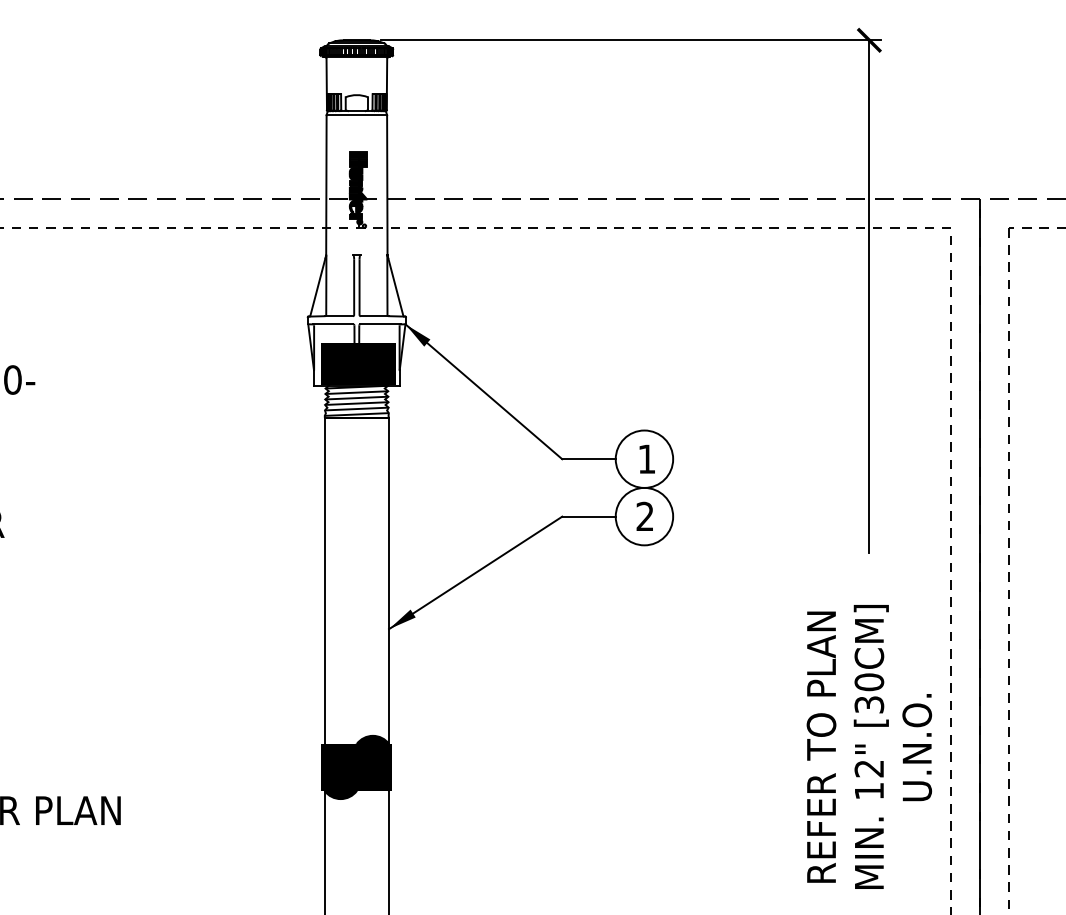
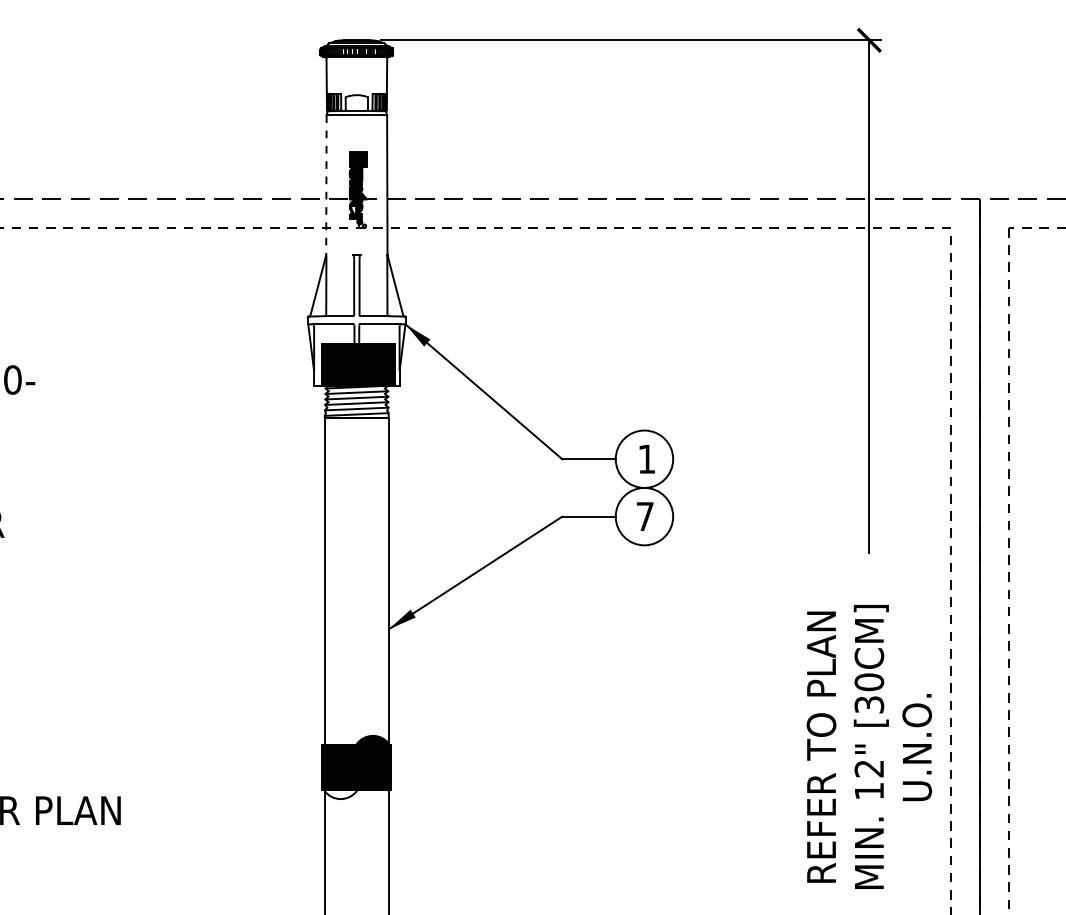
line: solid -> dashed (326, 185)
text: 2 -> 7 (644, 515)
fill: present -> none (340, 790)
